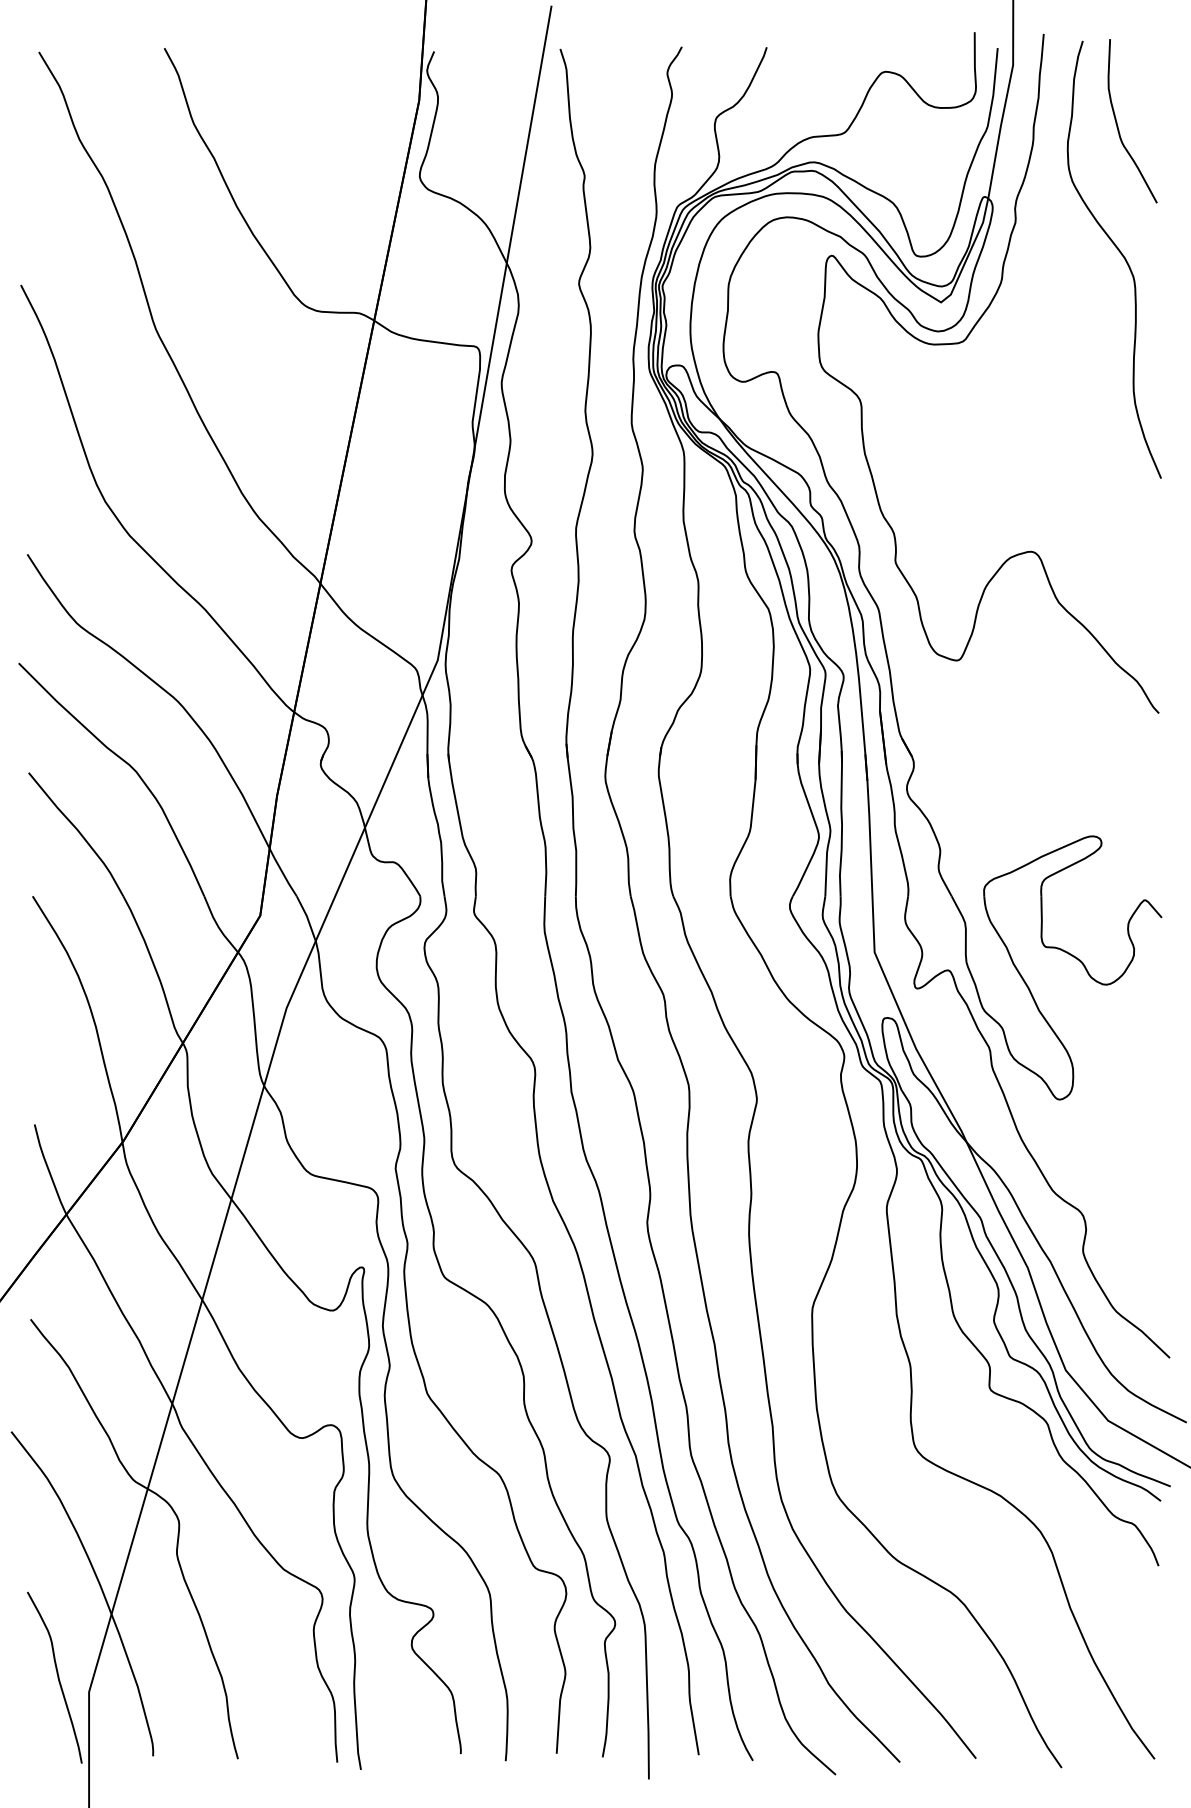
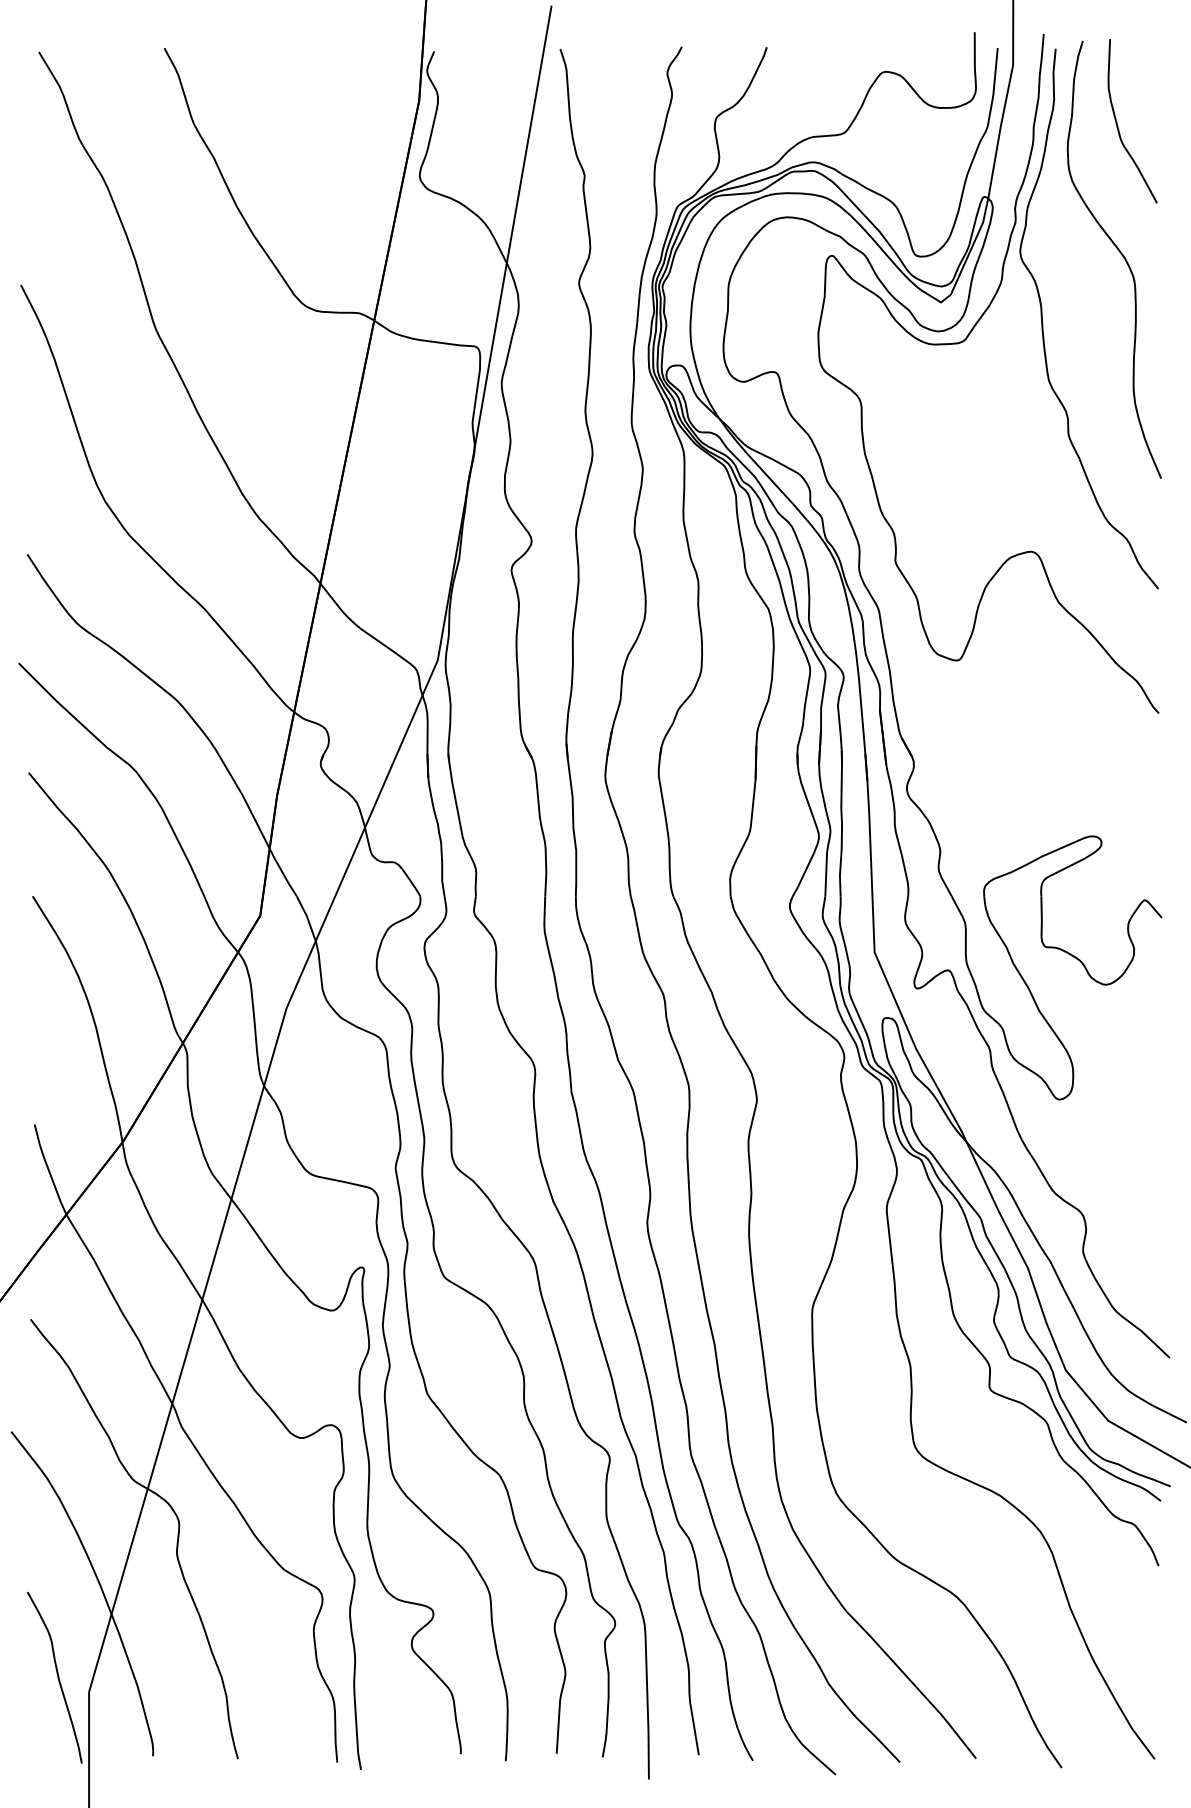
curve: none -> present (1043, 323)
